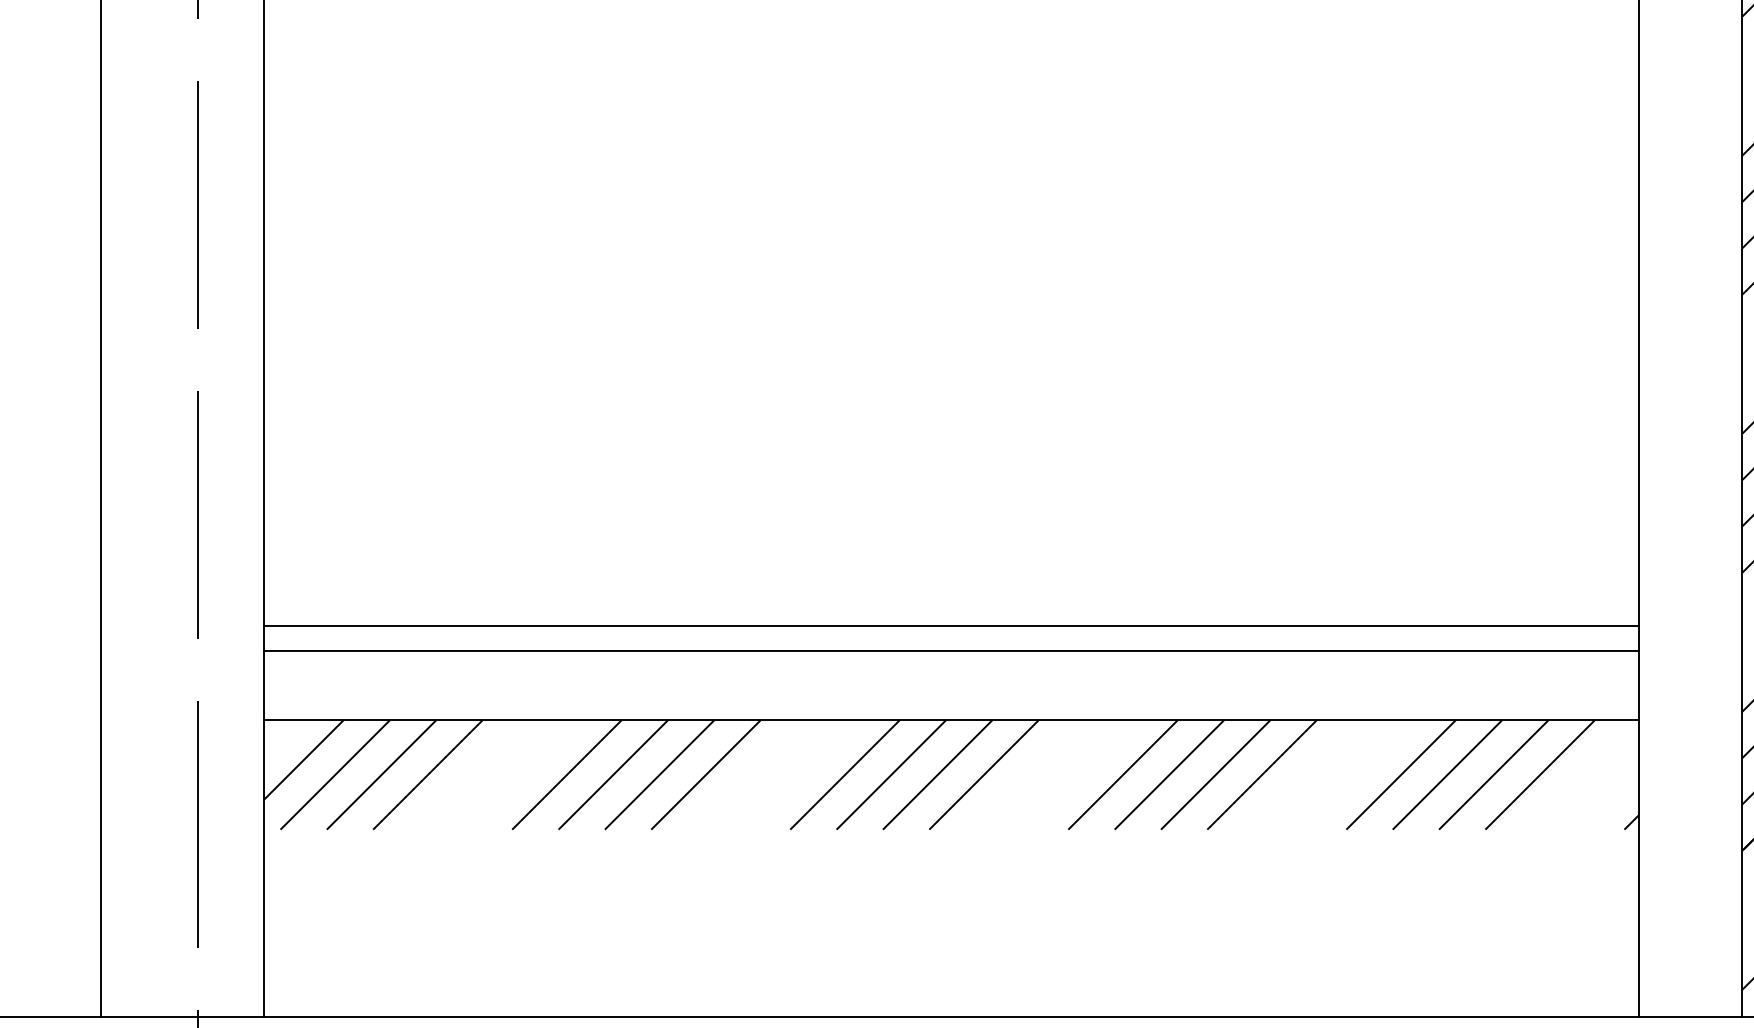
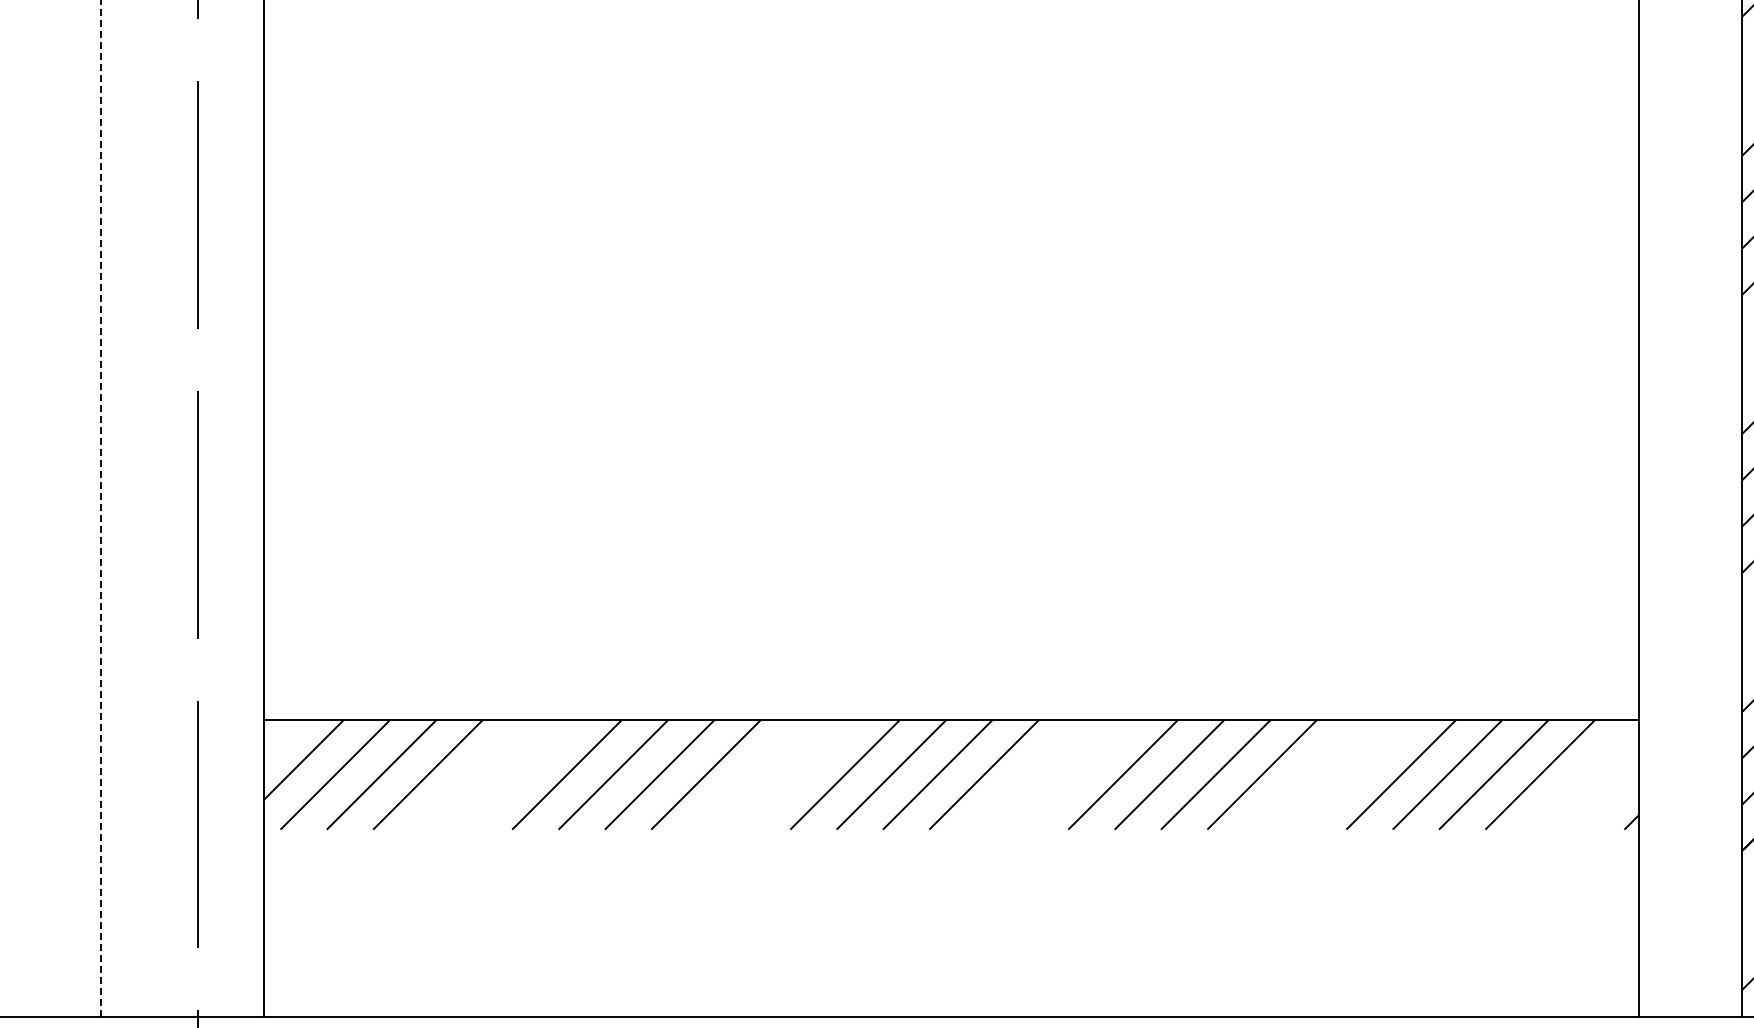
line: solid -> dashed (101, 509)
line: present -> none (951, 625)
line: present -> none (951, 650)
